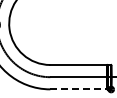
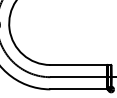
line: dashed -> solid (78, 89)
